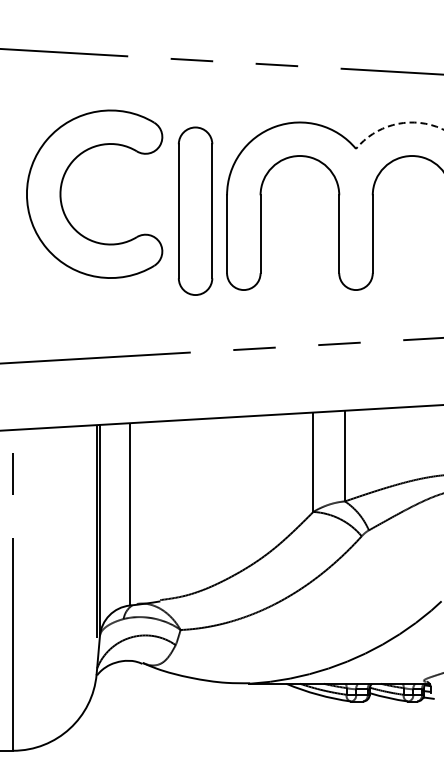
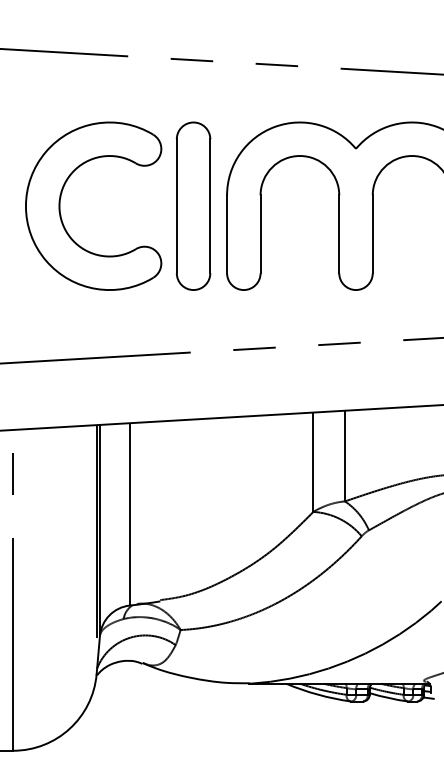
arc: dashed -> solid (396, 124)
part position: (62, 185) -> (61, 197) (61, 197)
part position: (195, 210) -> (193, 205) (193, 205)
